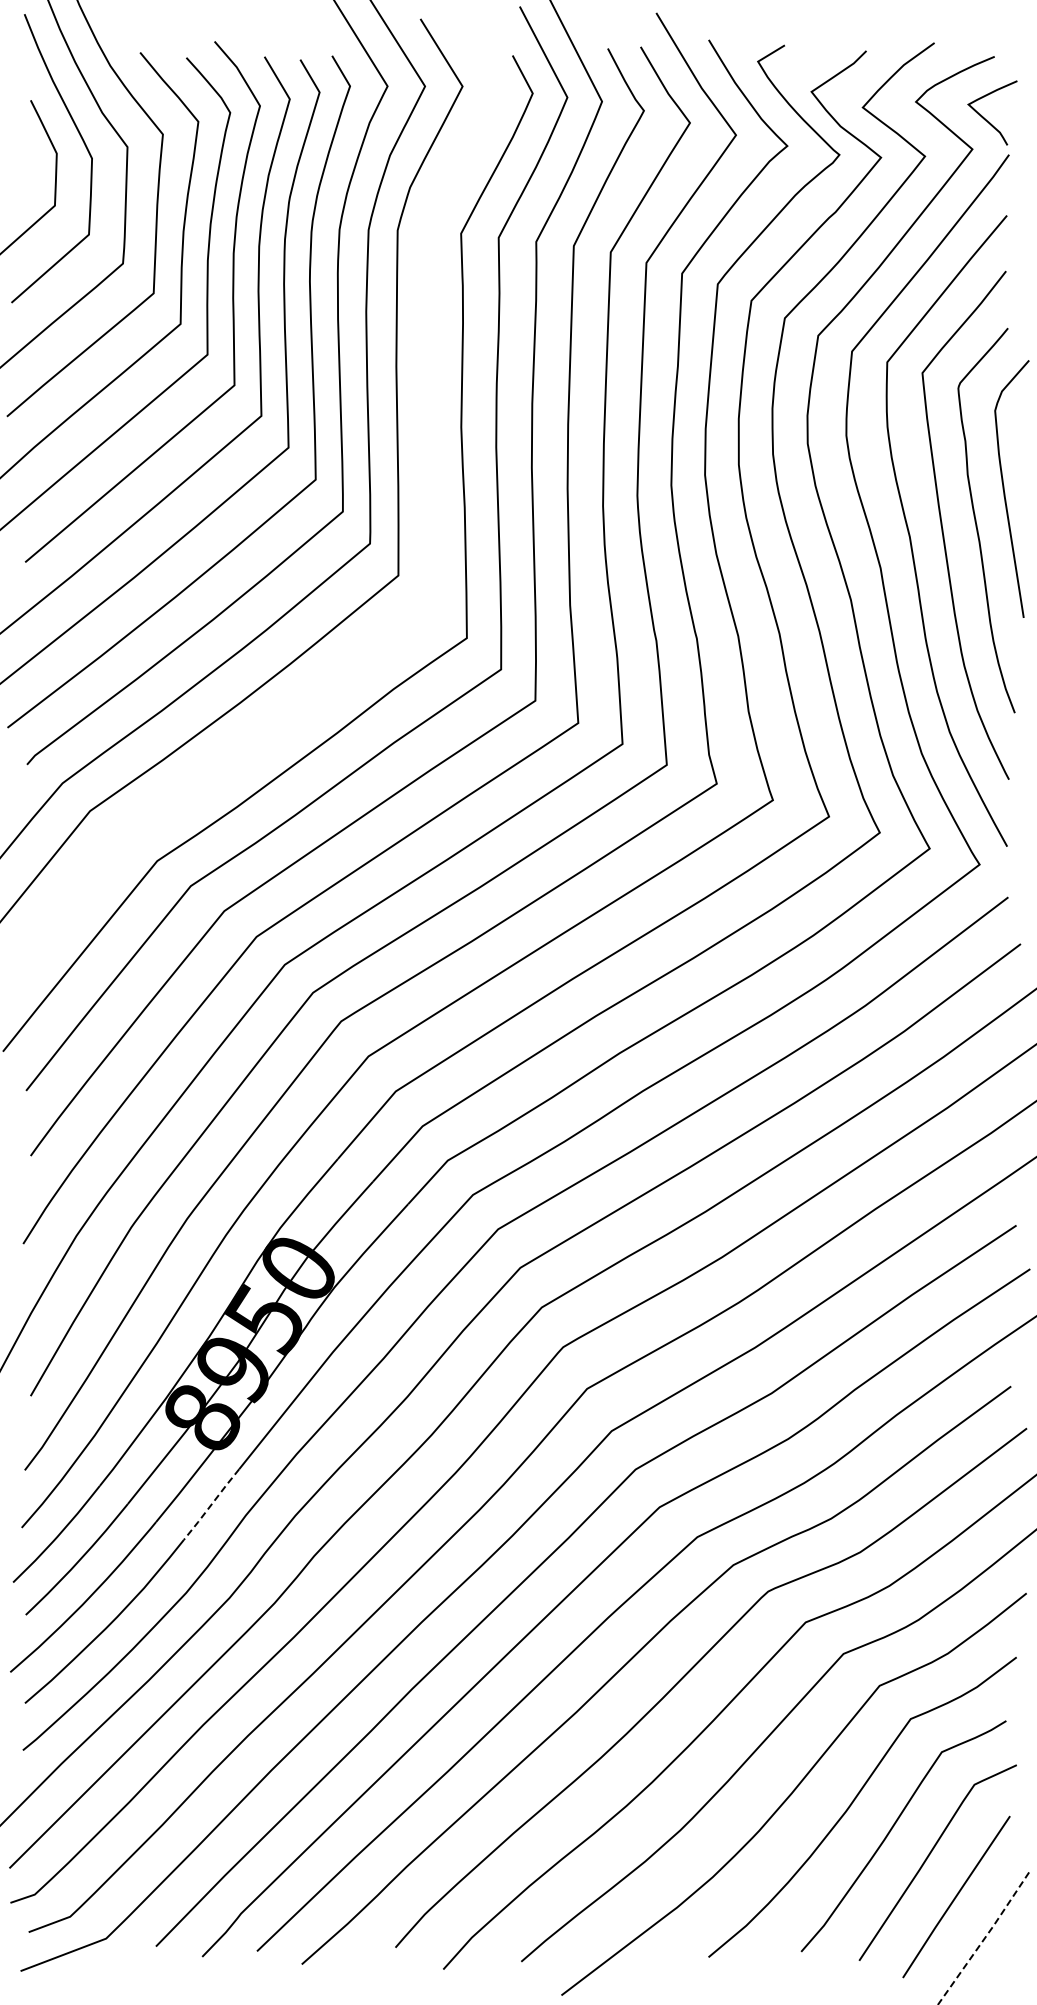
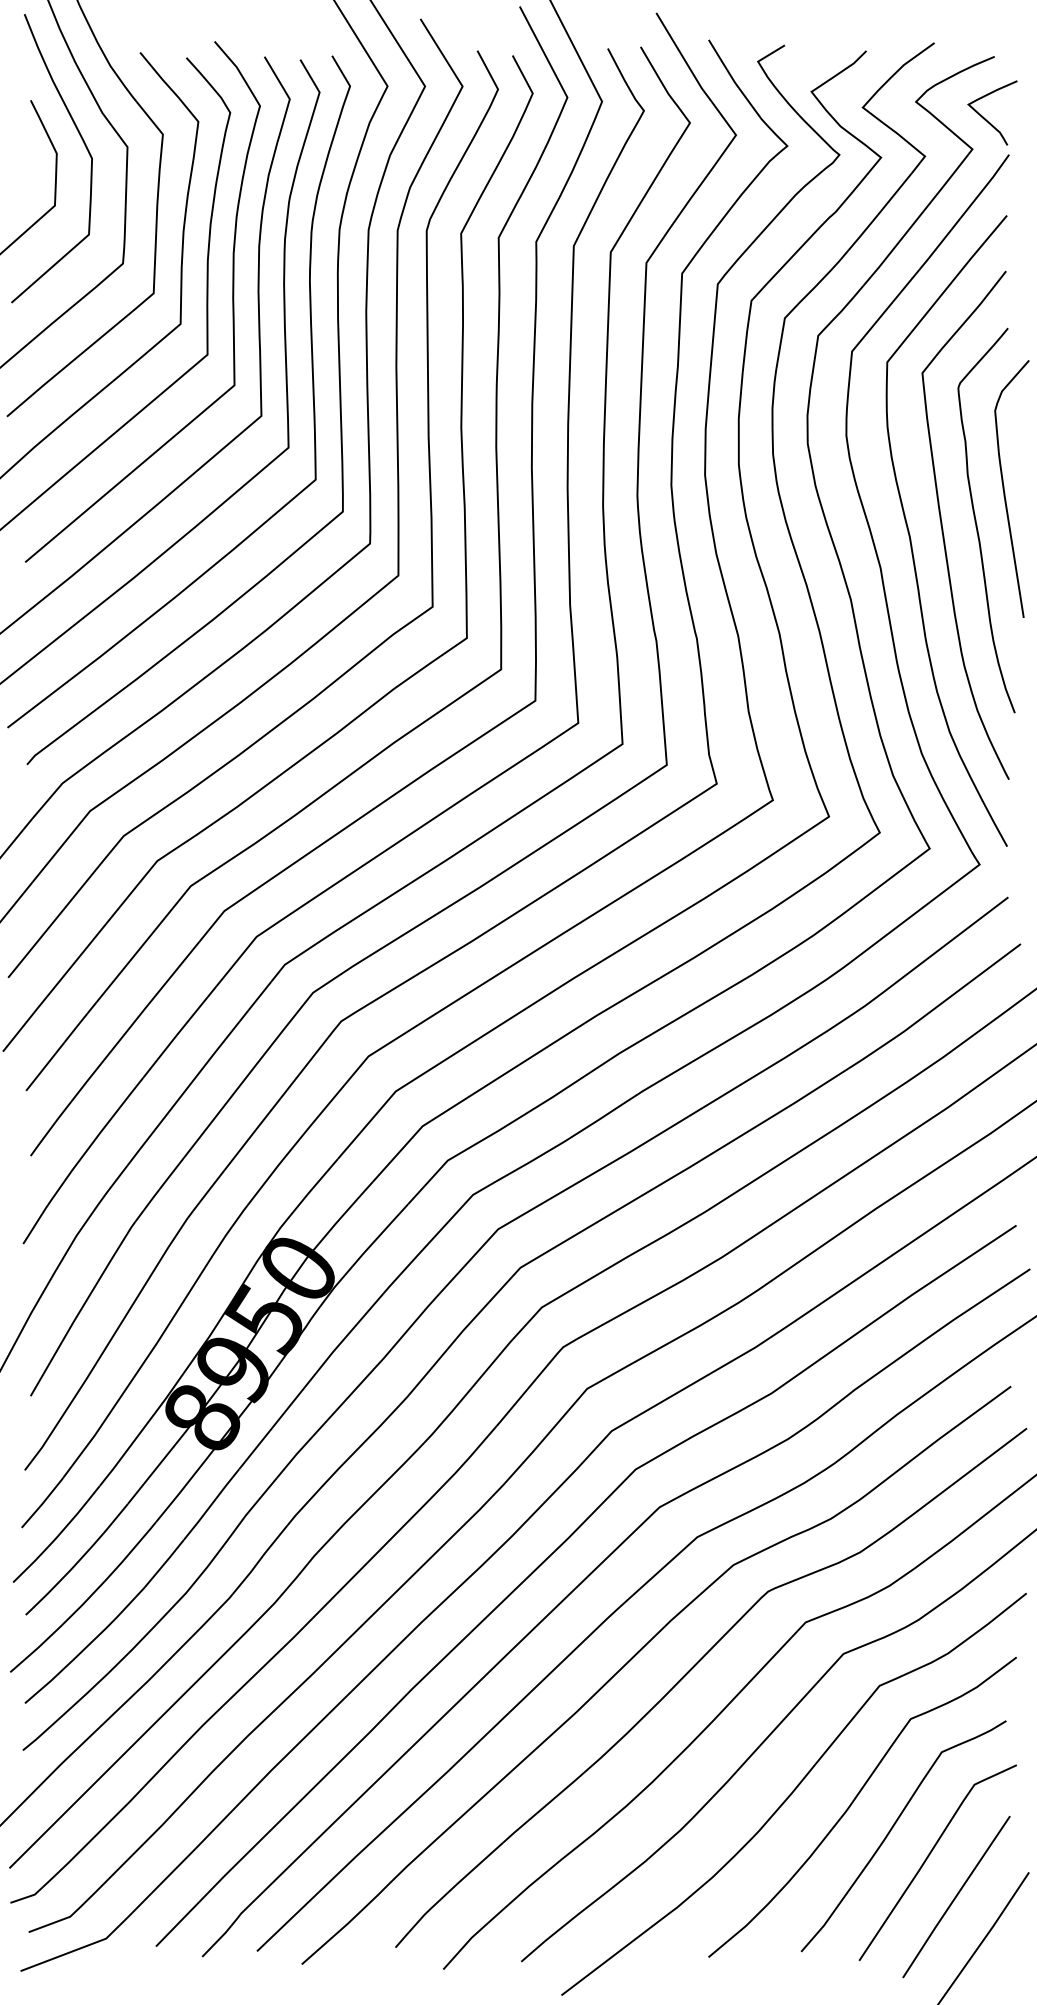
curve: none -> present (429, 498)
line: dashed -> solid (211, 1504)
line: dashed -> solid (984, 1938)
